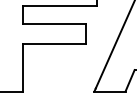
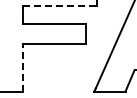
line: solid -> dashed (60, 5)
line: solid -> dashed (23, 67)
